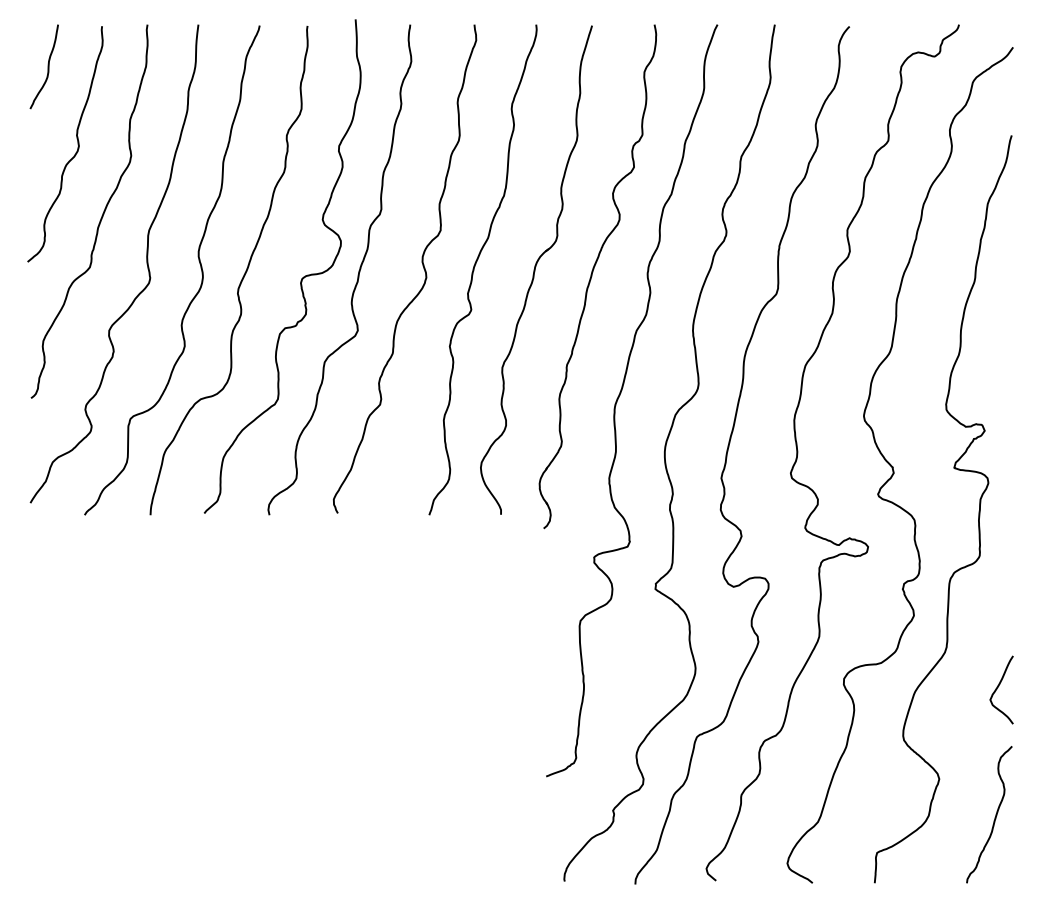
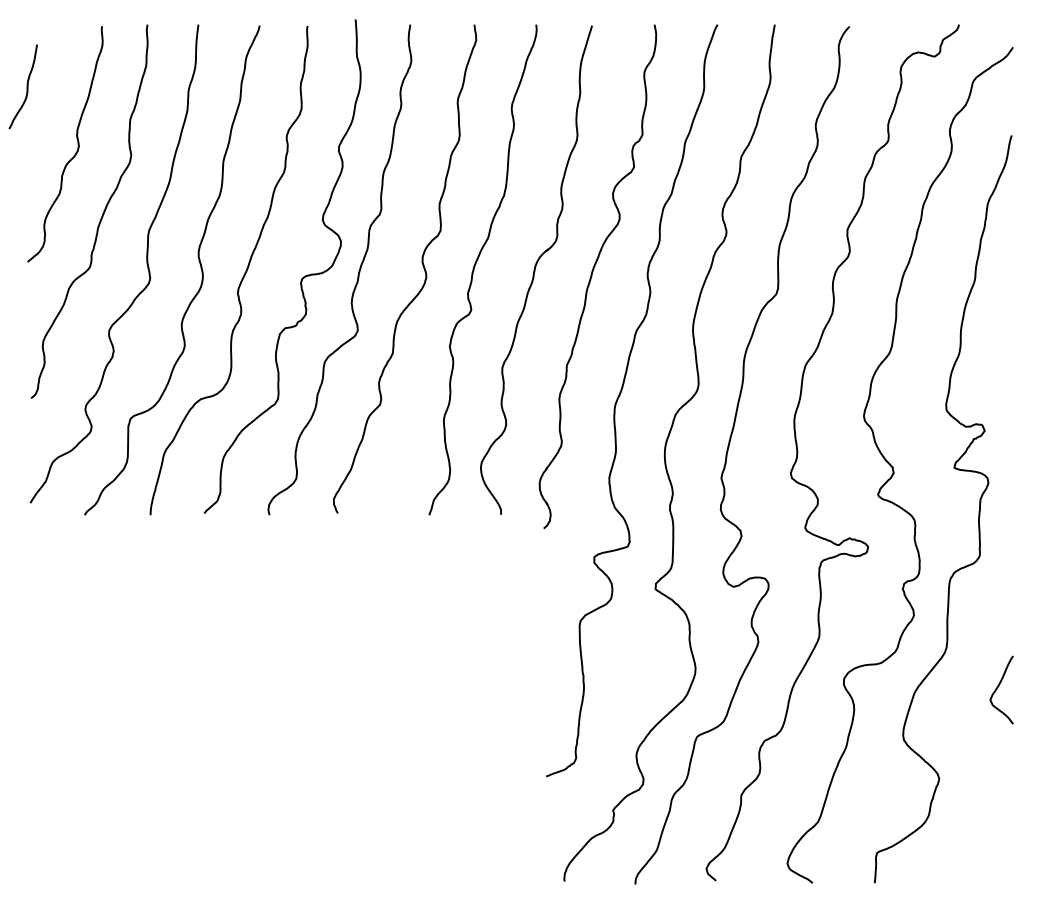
curve position: (47, 66) -> (26, 86) (26, 86)
curve: present -> none (994, 817)
